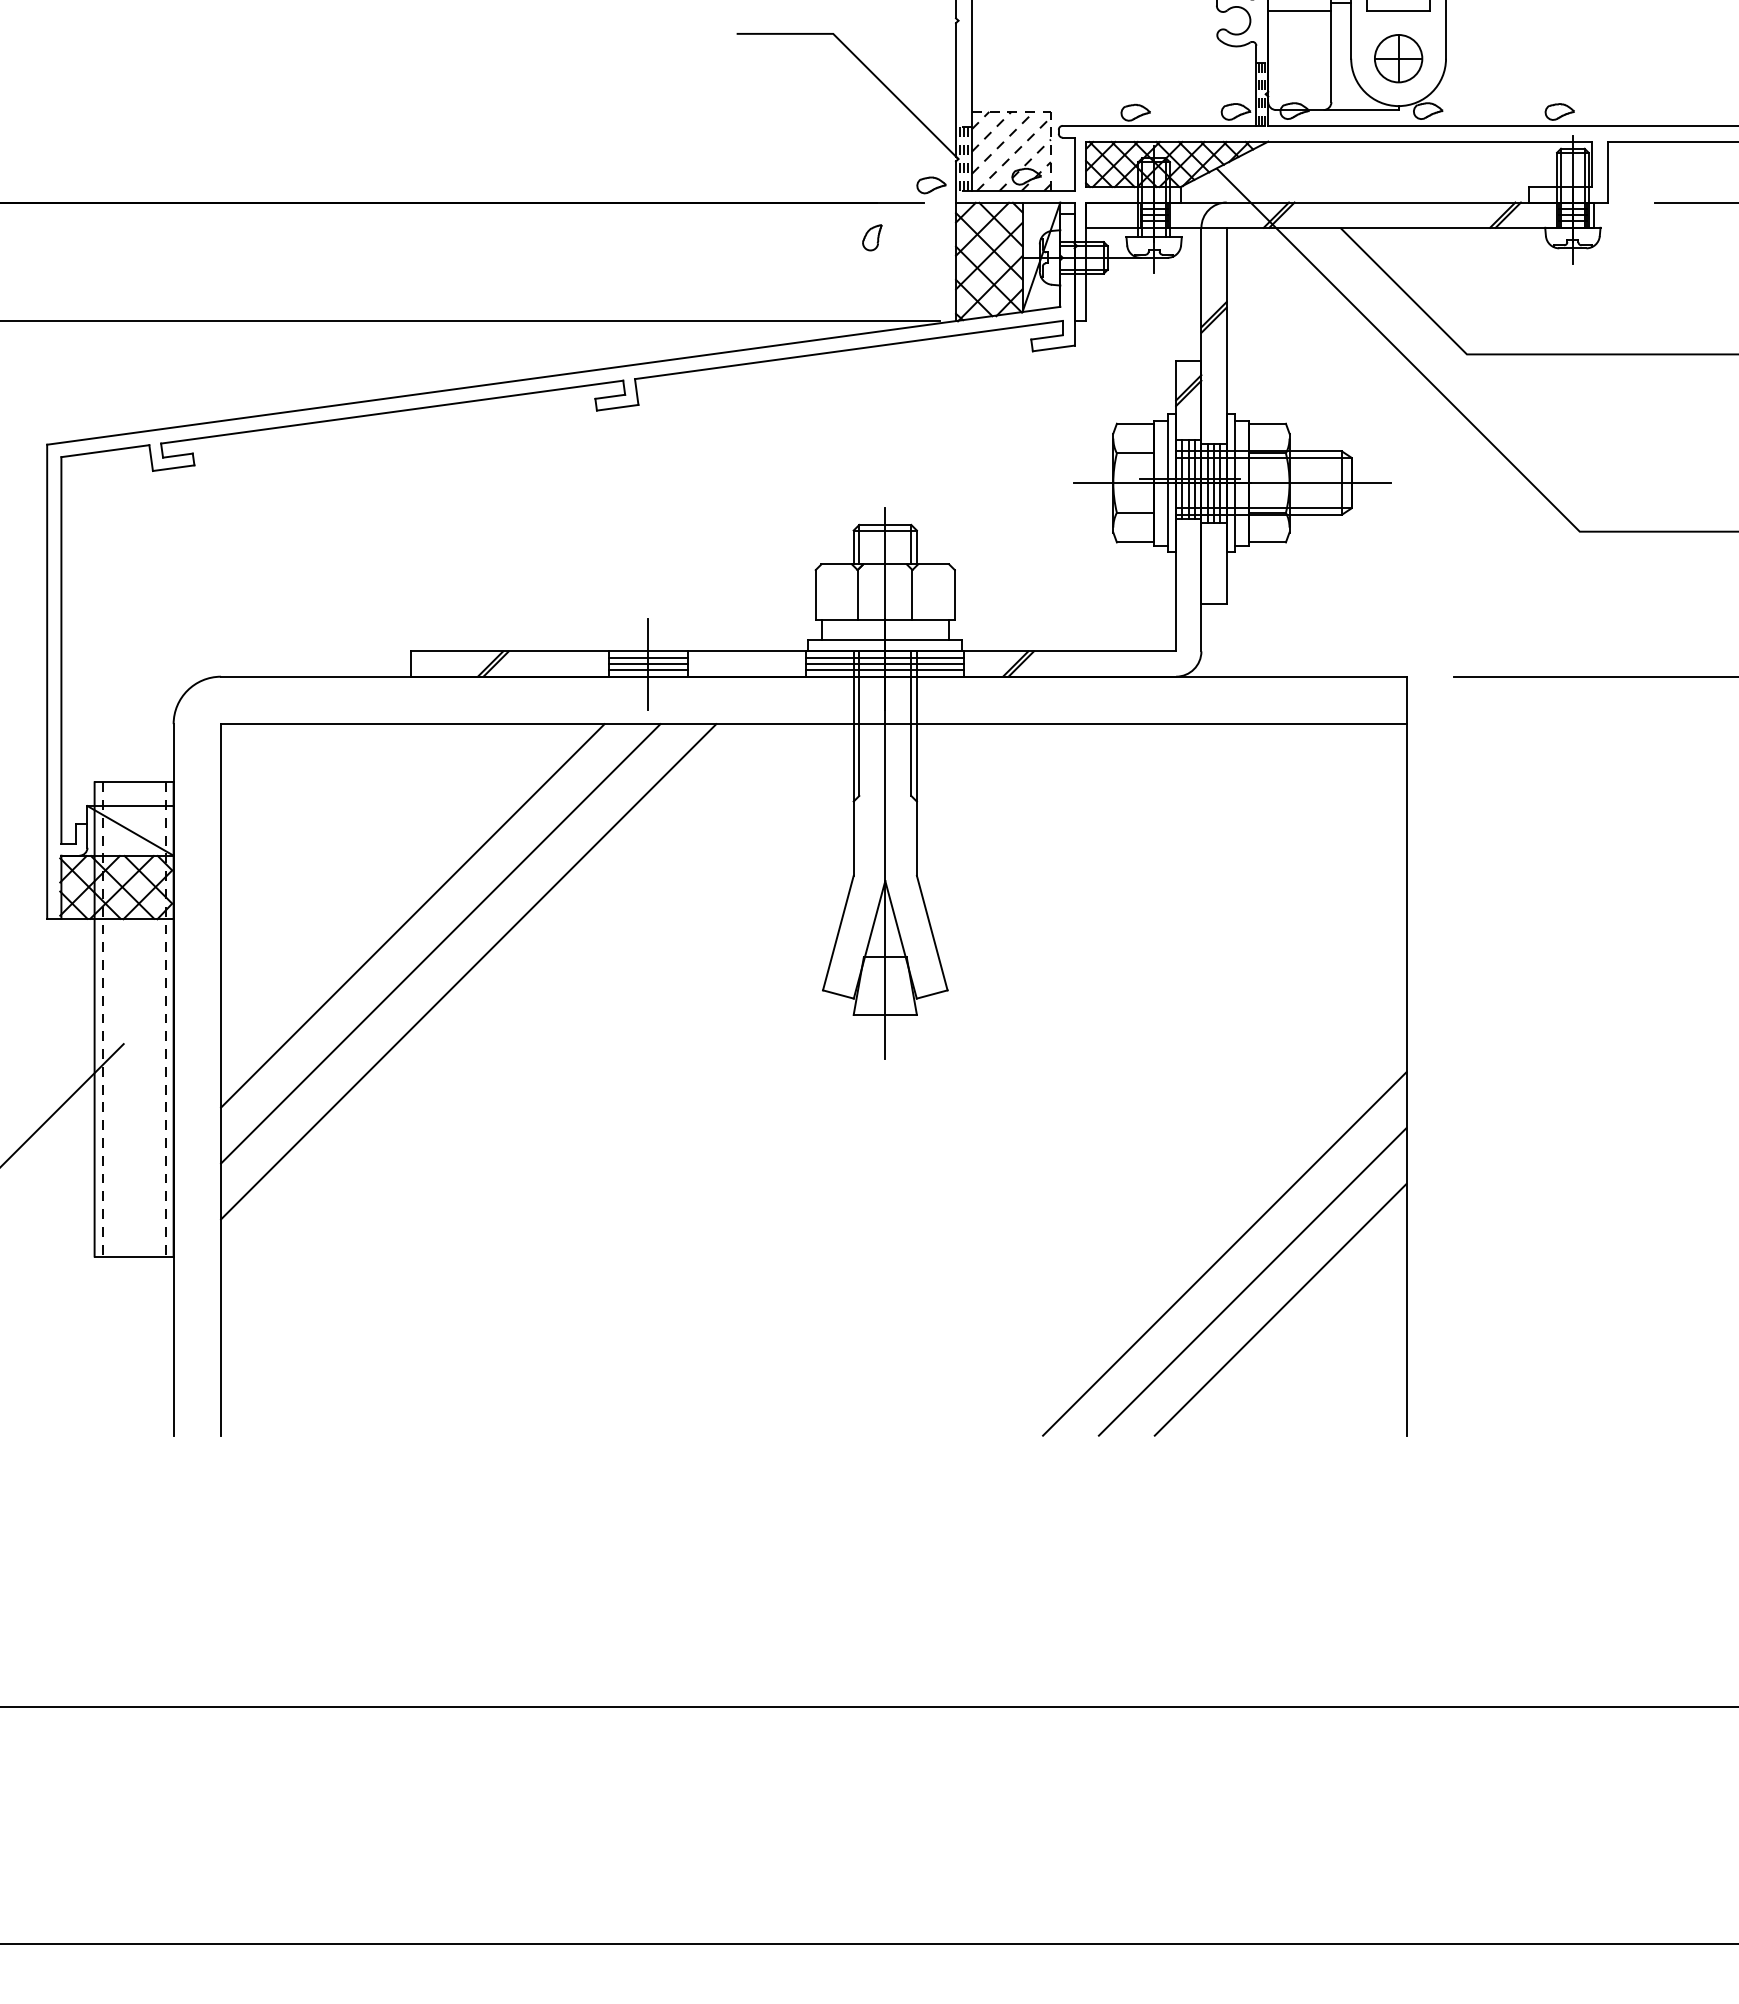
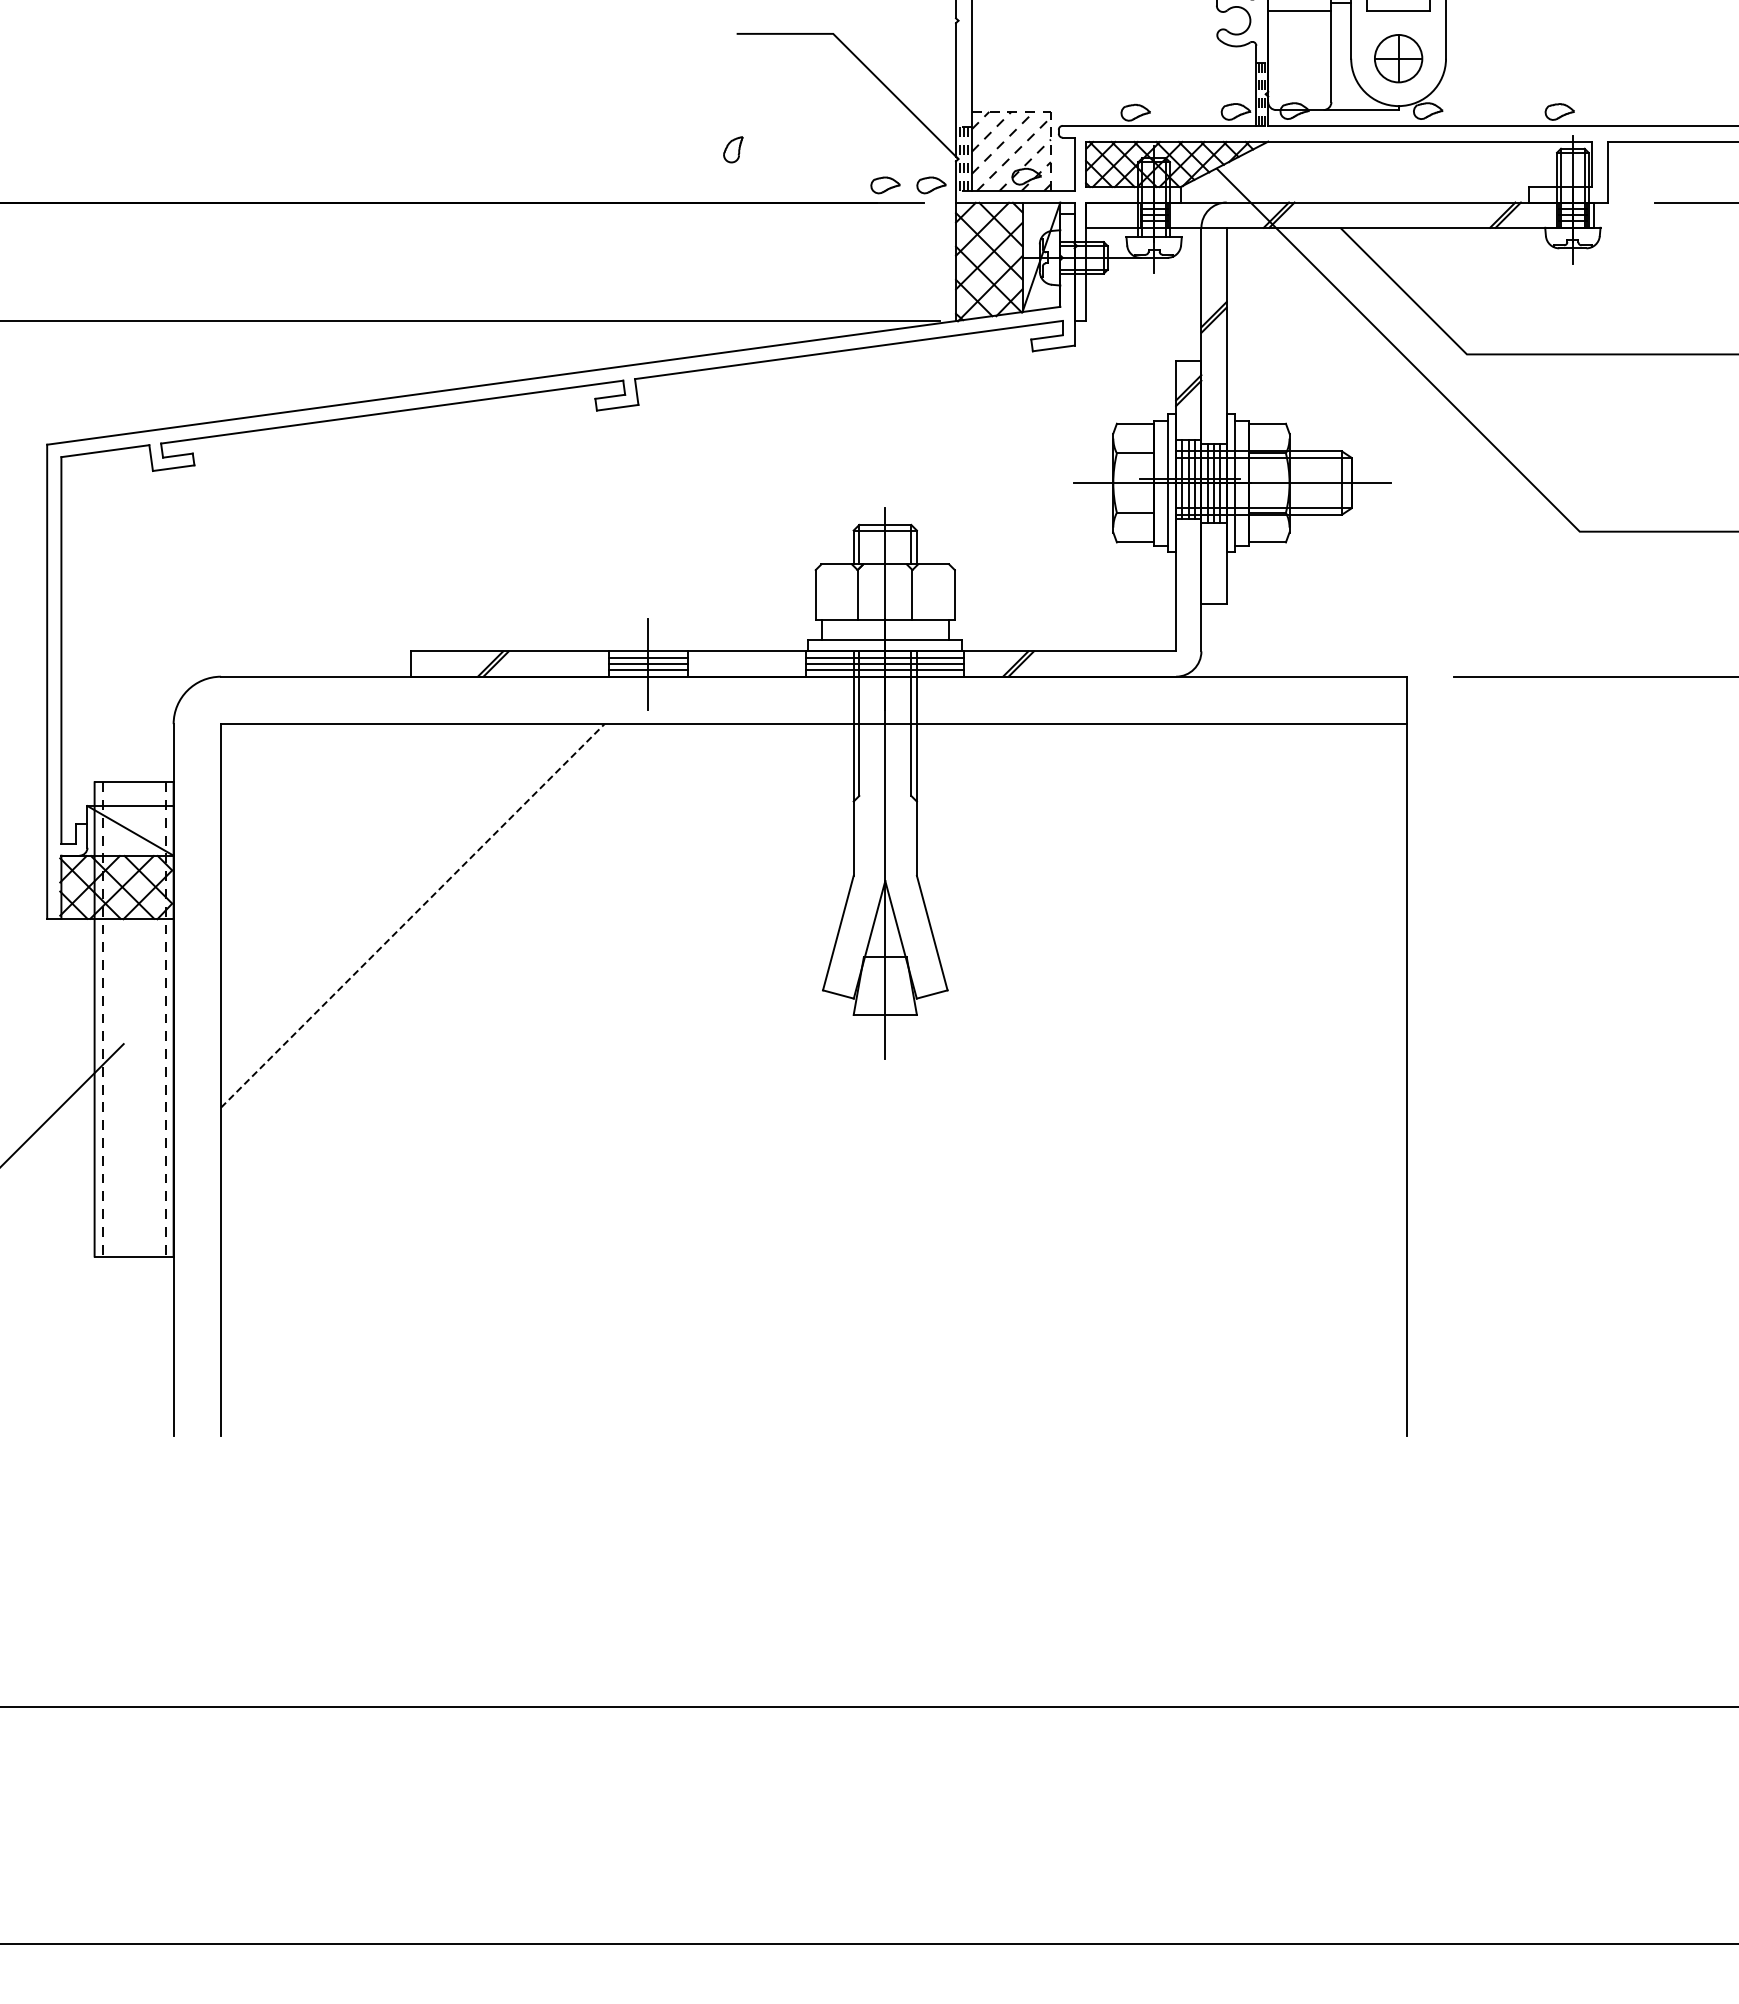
part: none -> present (885, 185)
part position: (872, 237) -> (733, 149) (733, 149)
line: solid -> dashed (413, 915)
line: present -> none (440, 943)
line: present -> none (468, 971)
line: present -> none (1224, 1253)
line: present -> none (1252, 1281)
line: present -> none (1280, 1309)
